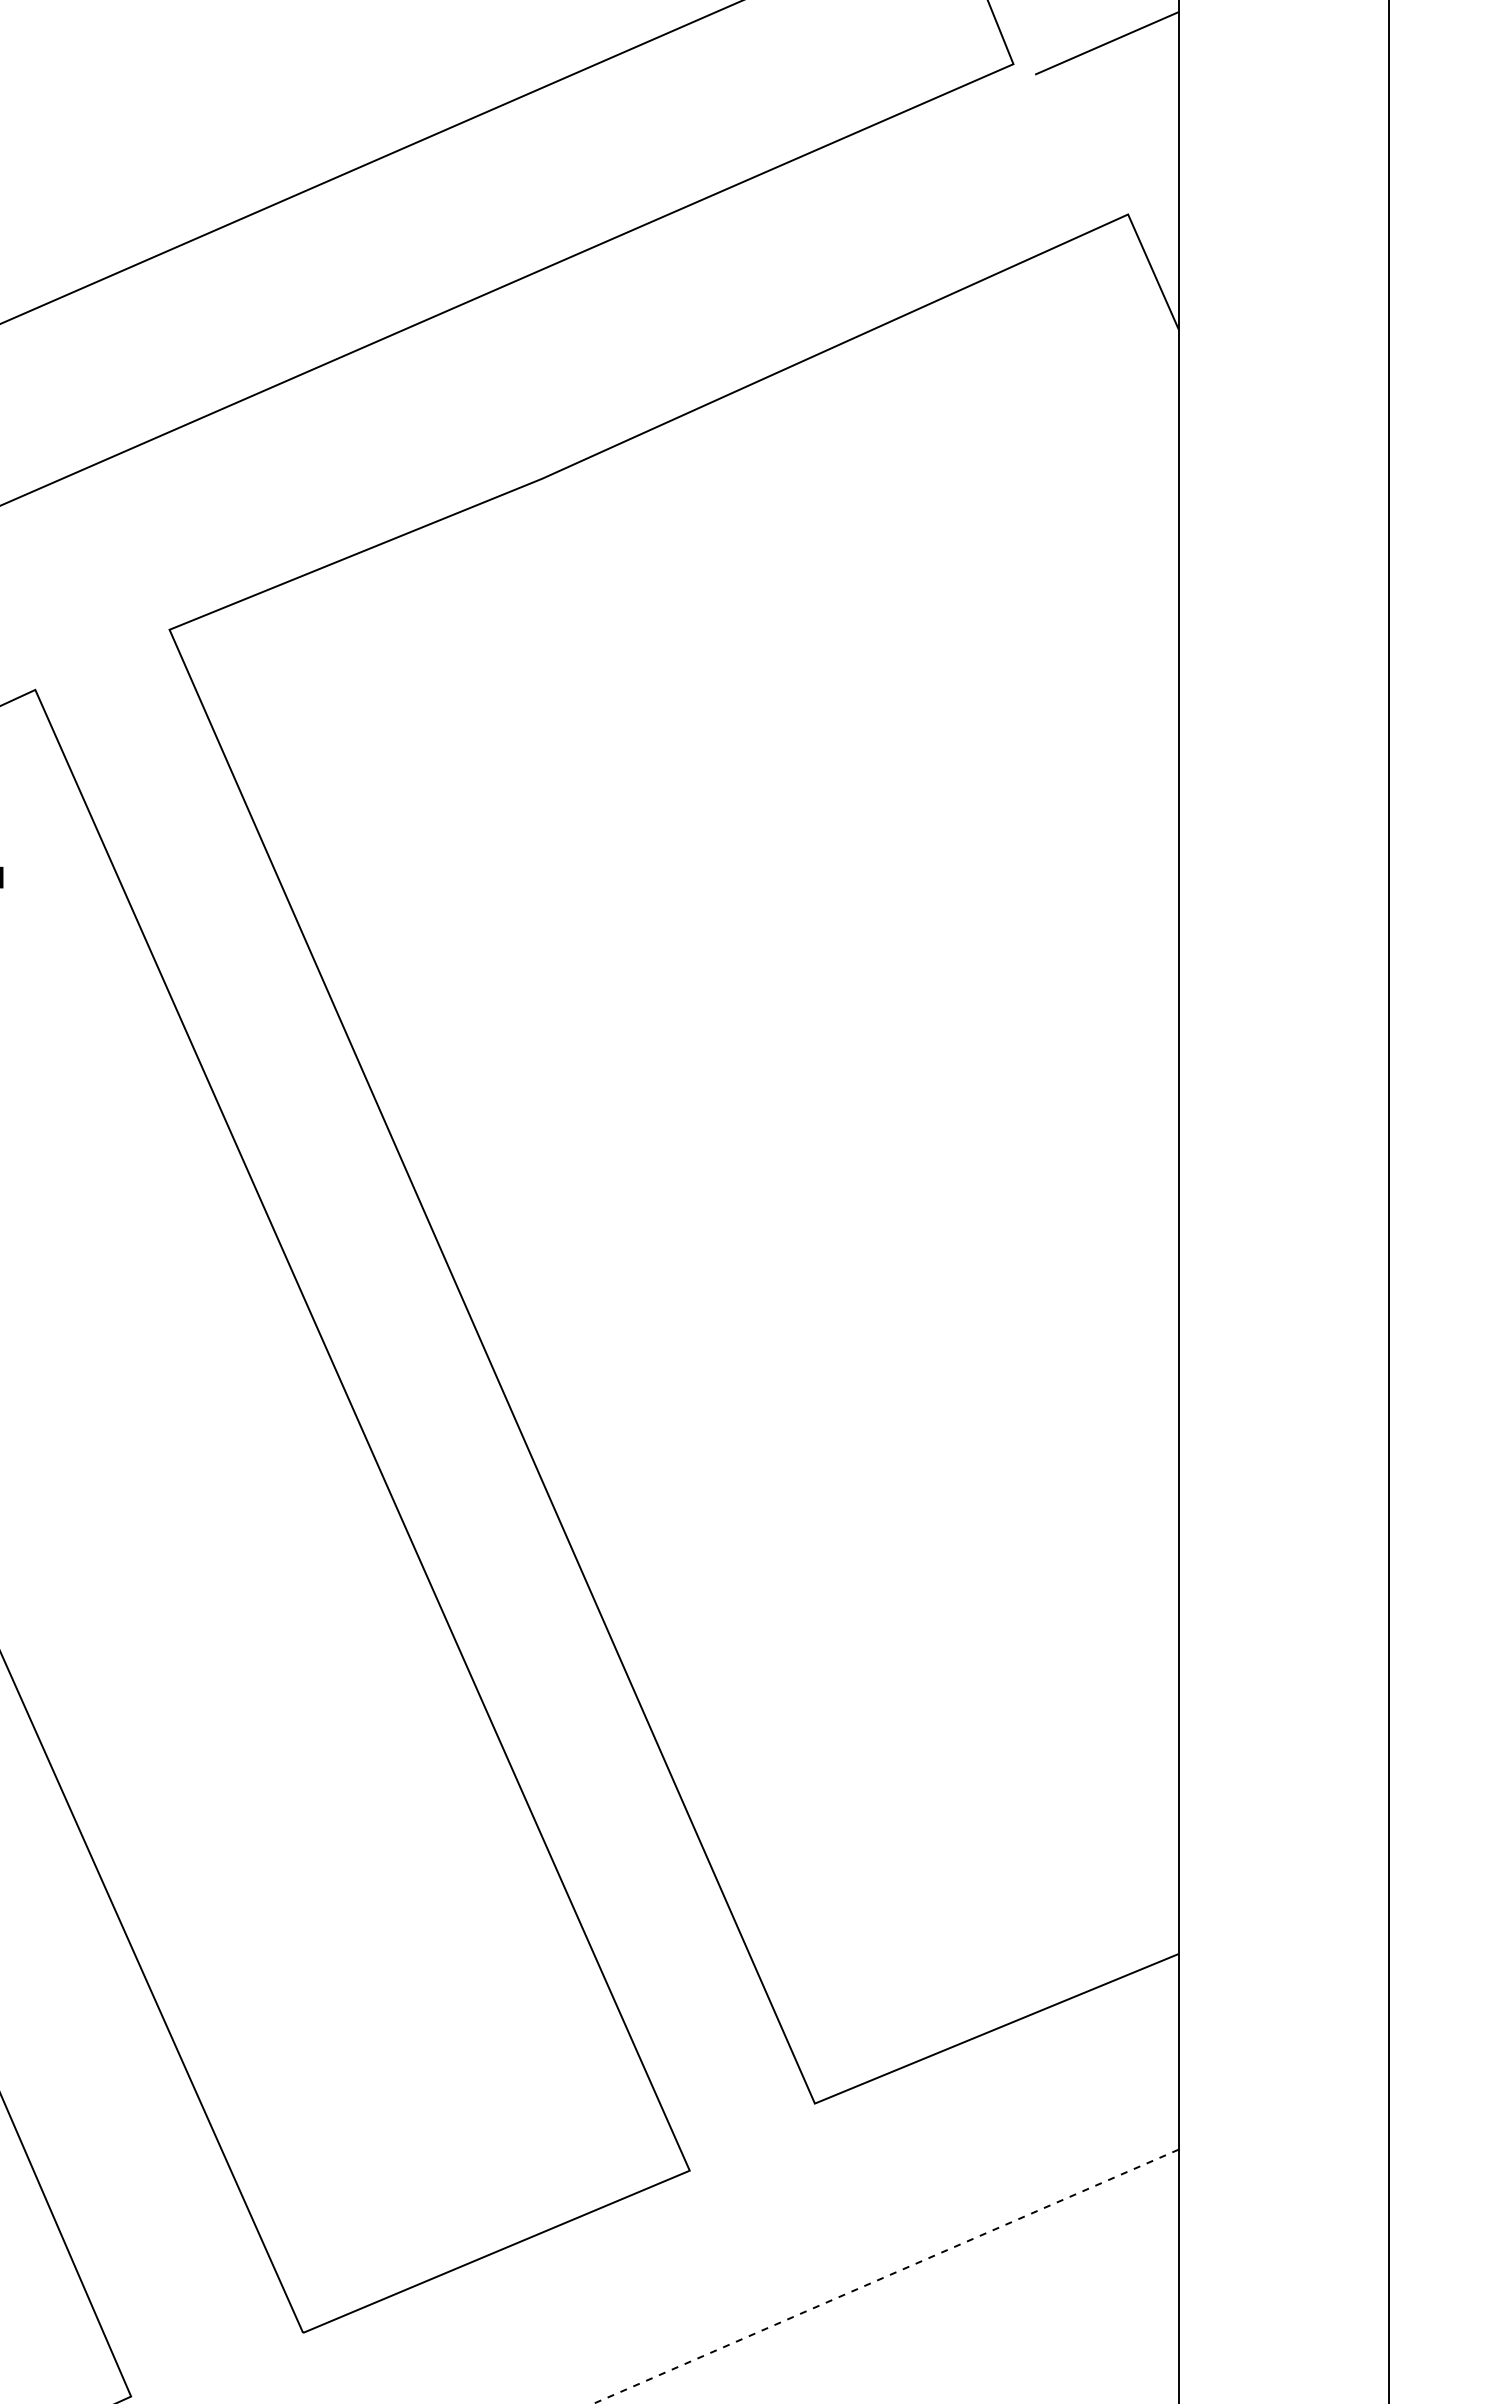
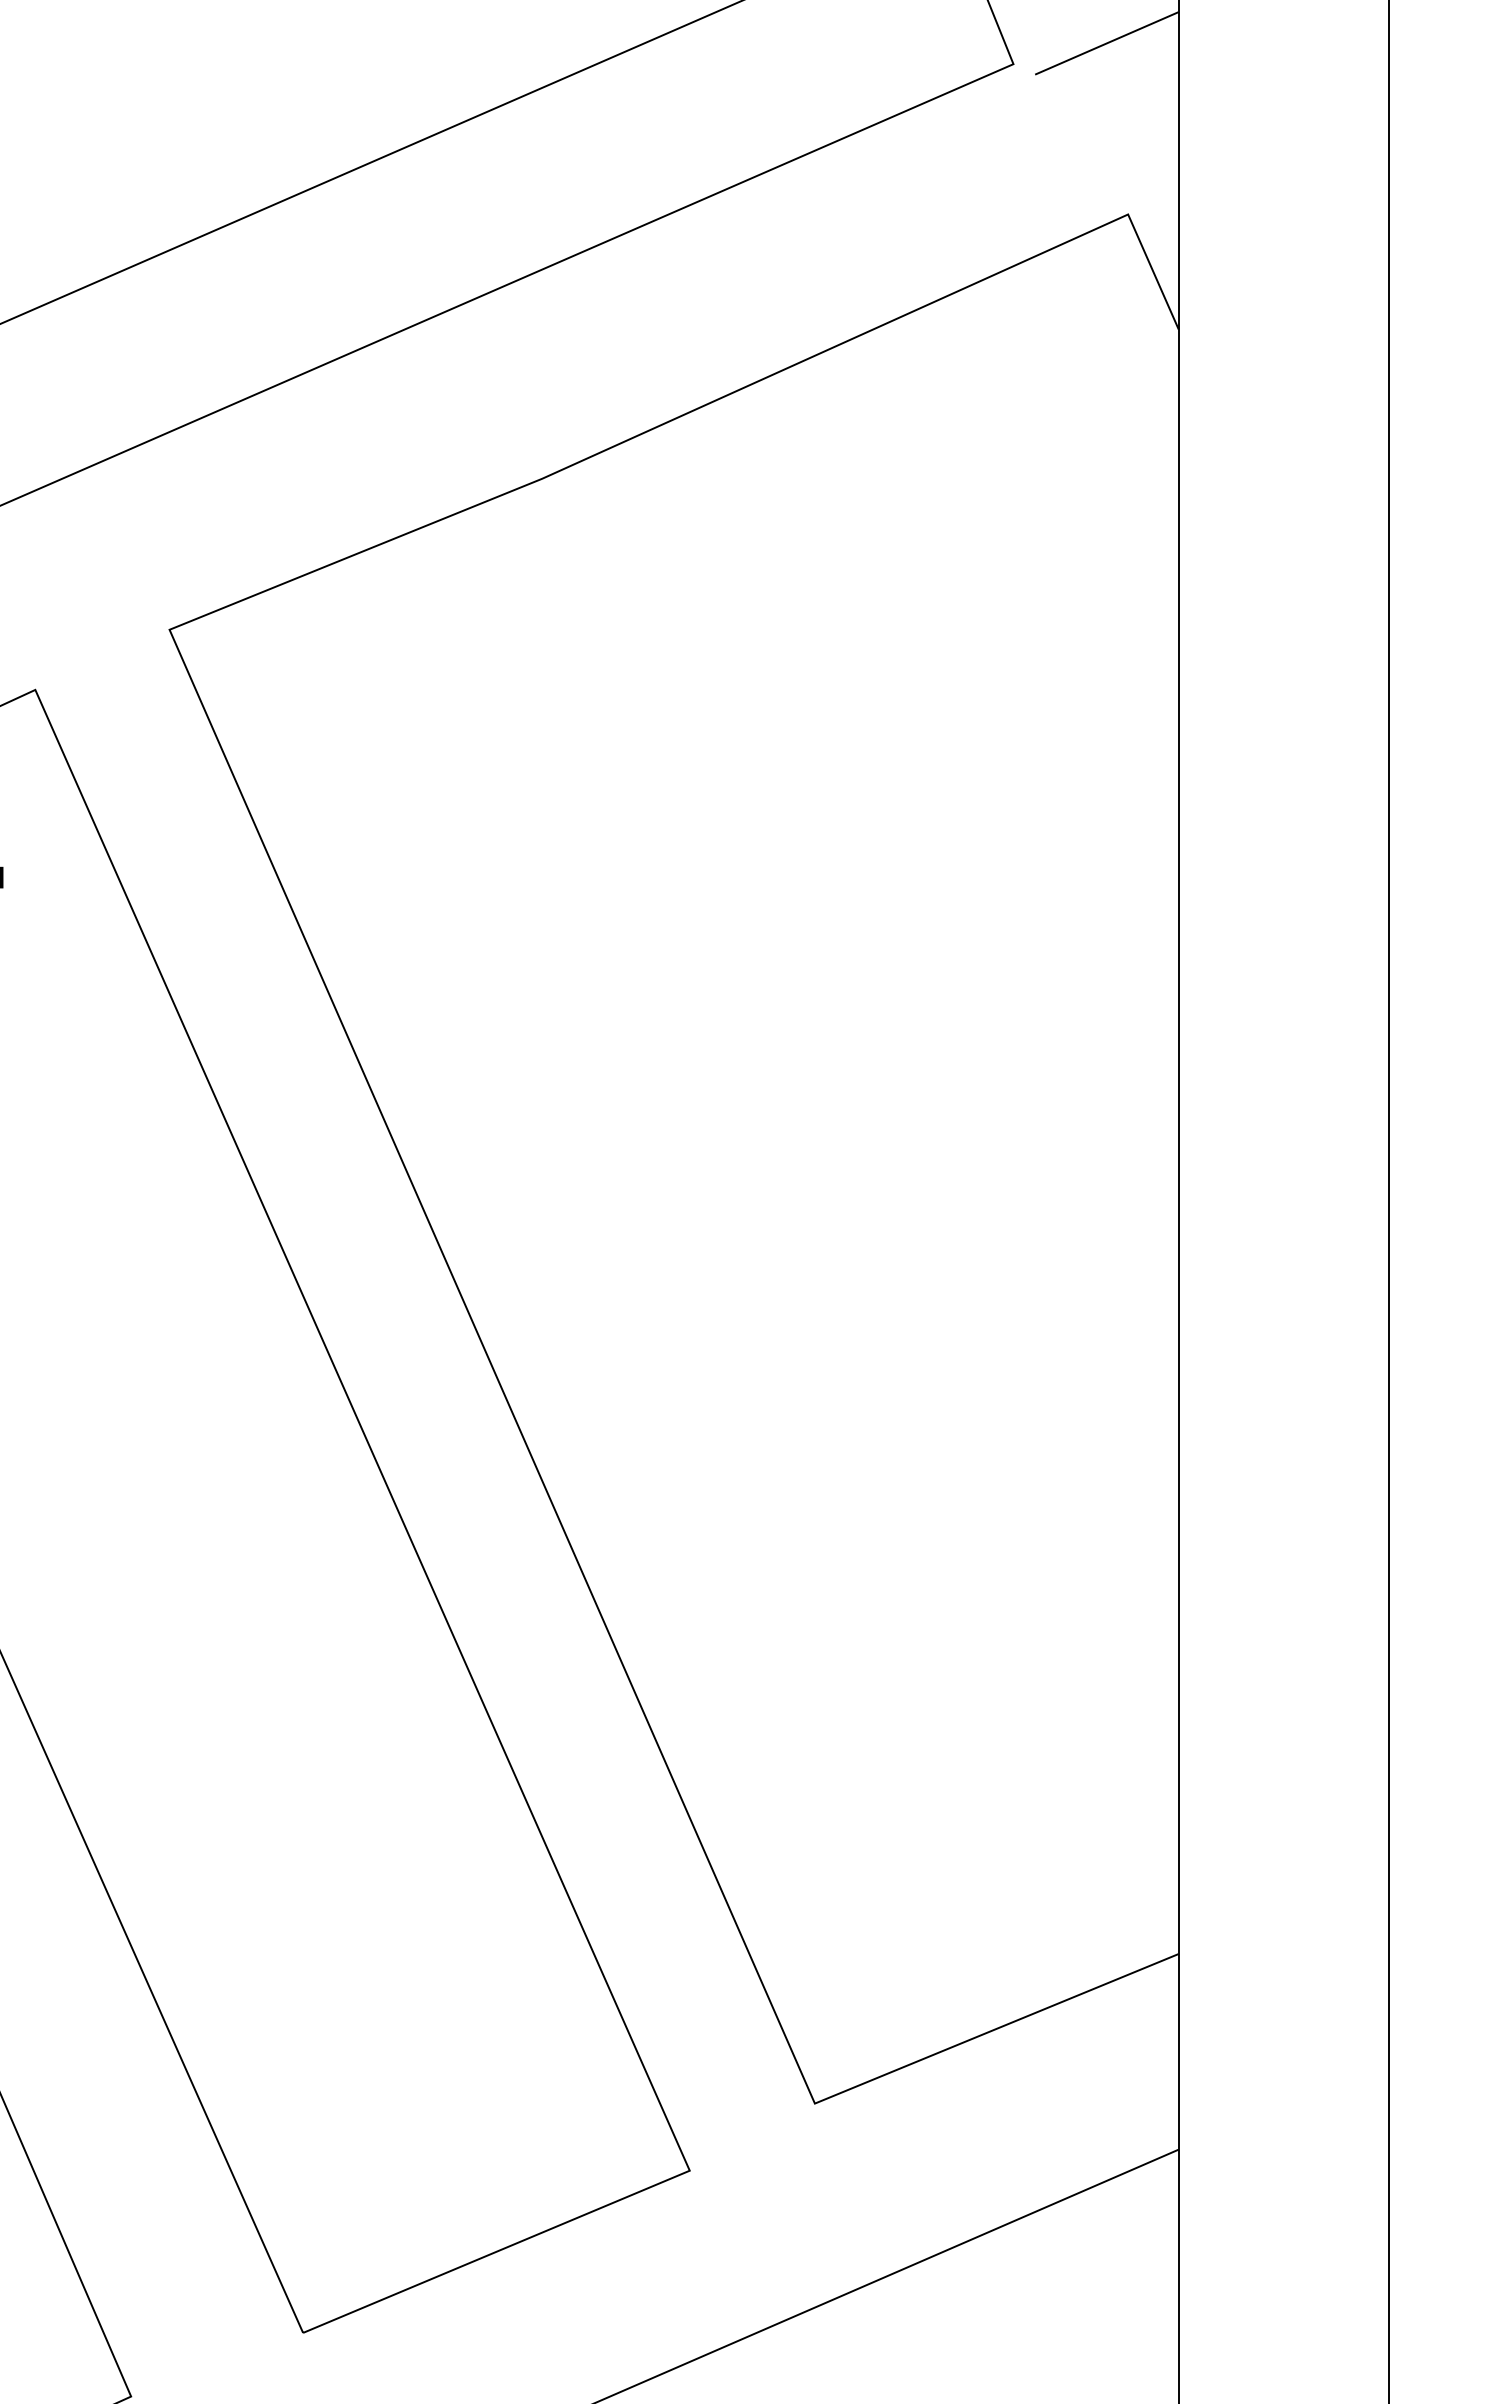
line: dashed -> solid (886, 2276)
